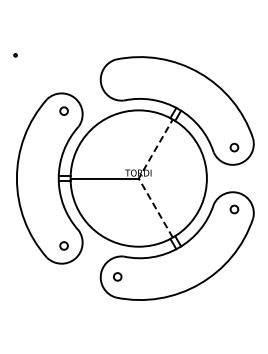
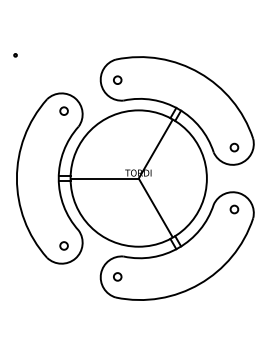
circle: none -> present (117, 79)
line: dashed -> solid (138, 178)
